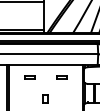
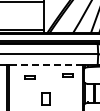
line: solid -> dashed (45, 65)
part position: (61, 77) -> (67, 75) (67, 75)
part size: 7x10 px -> 10x14 px (45, 98)
